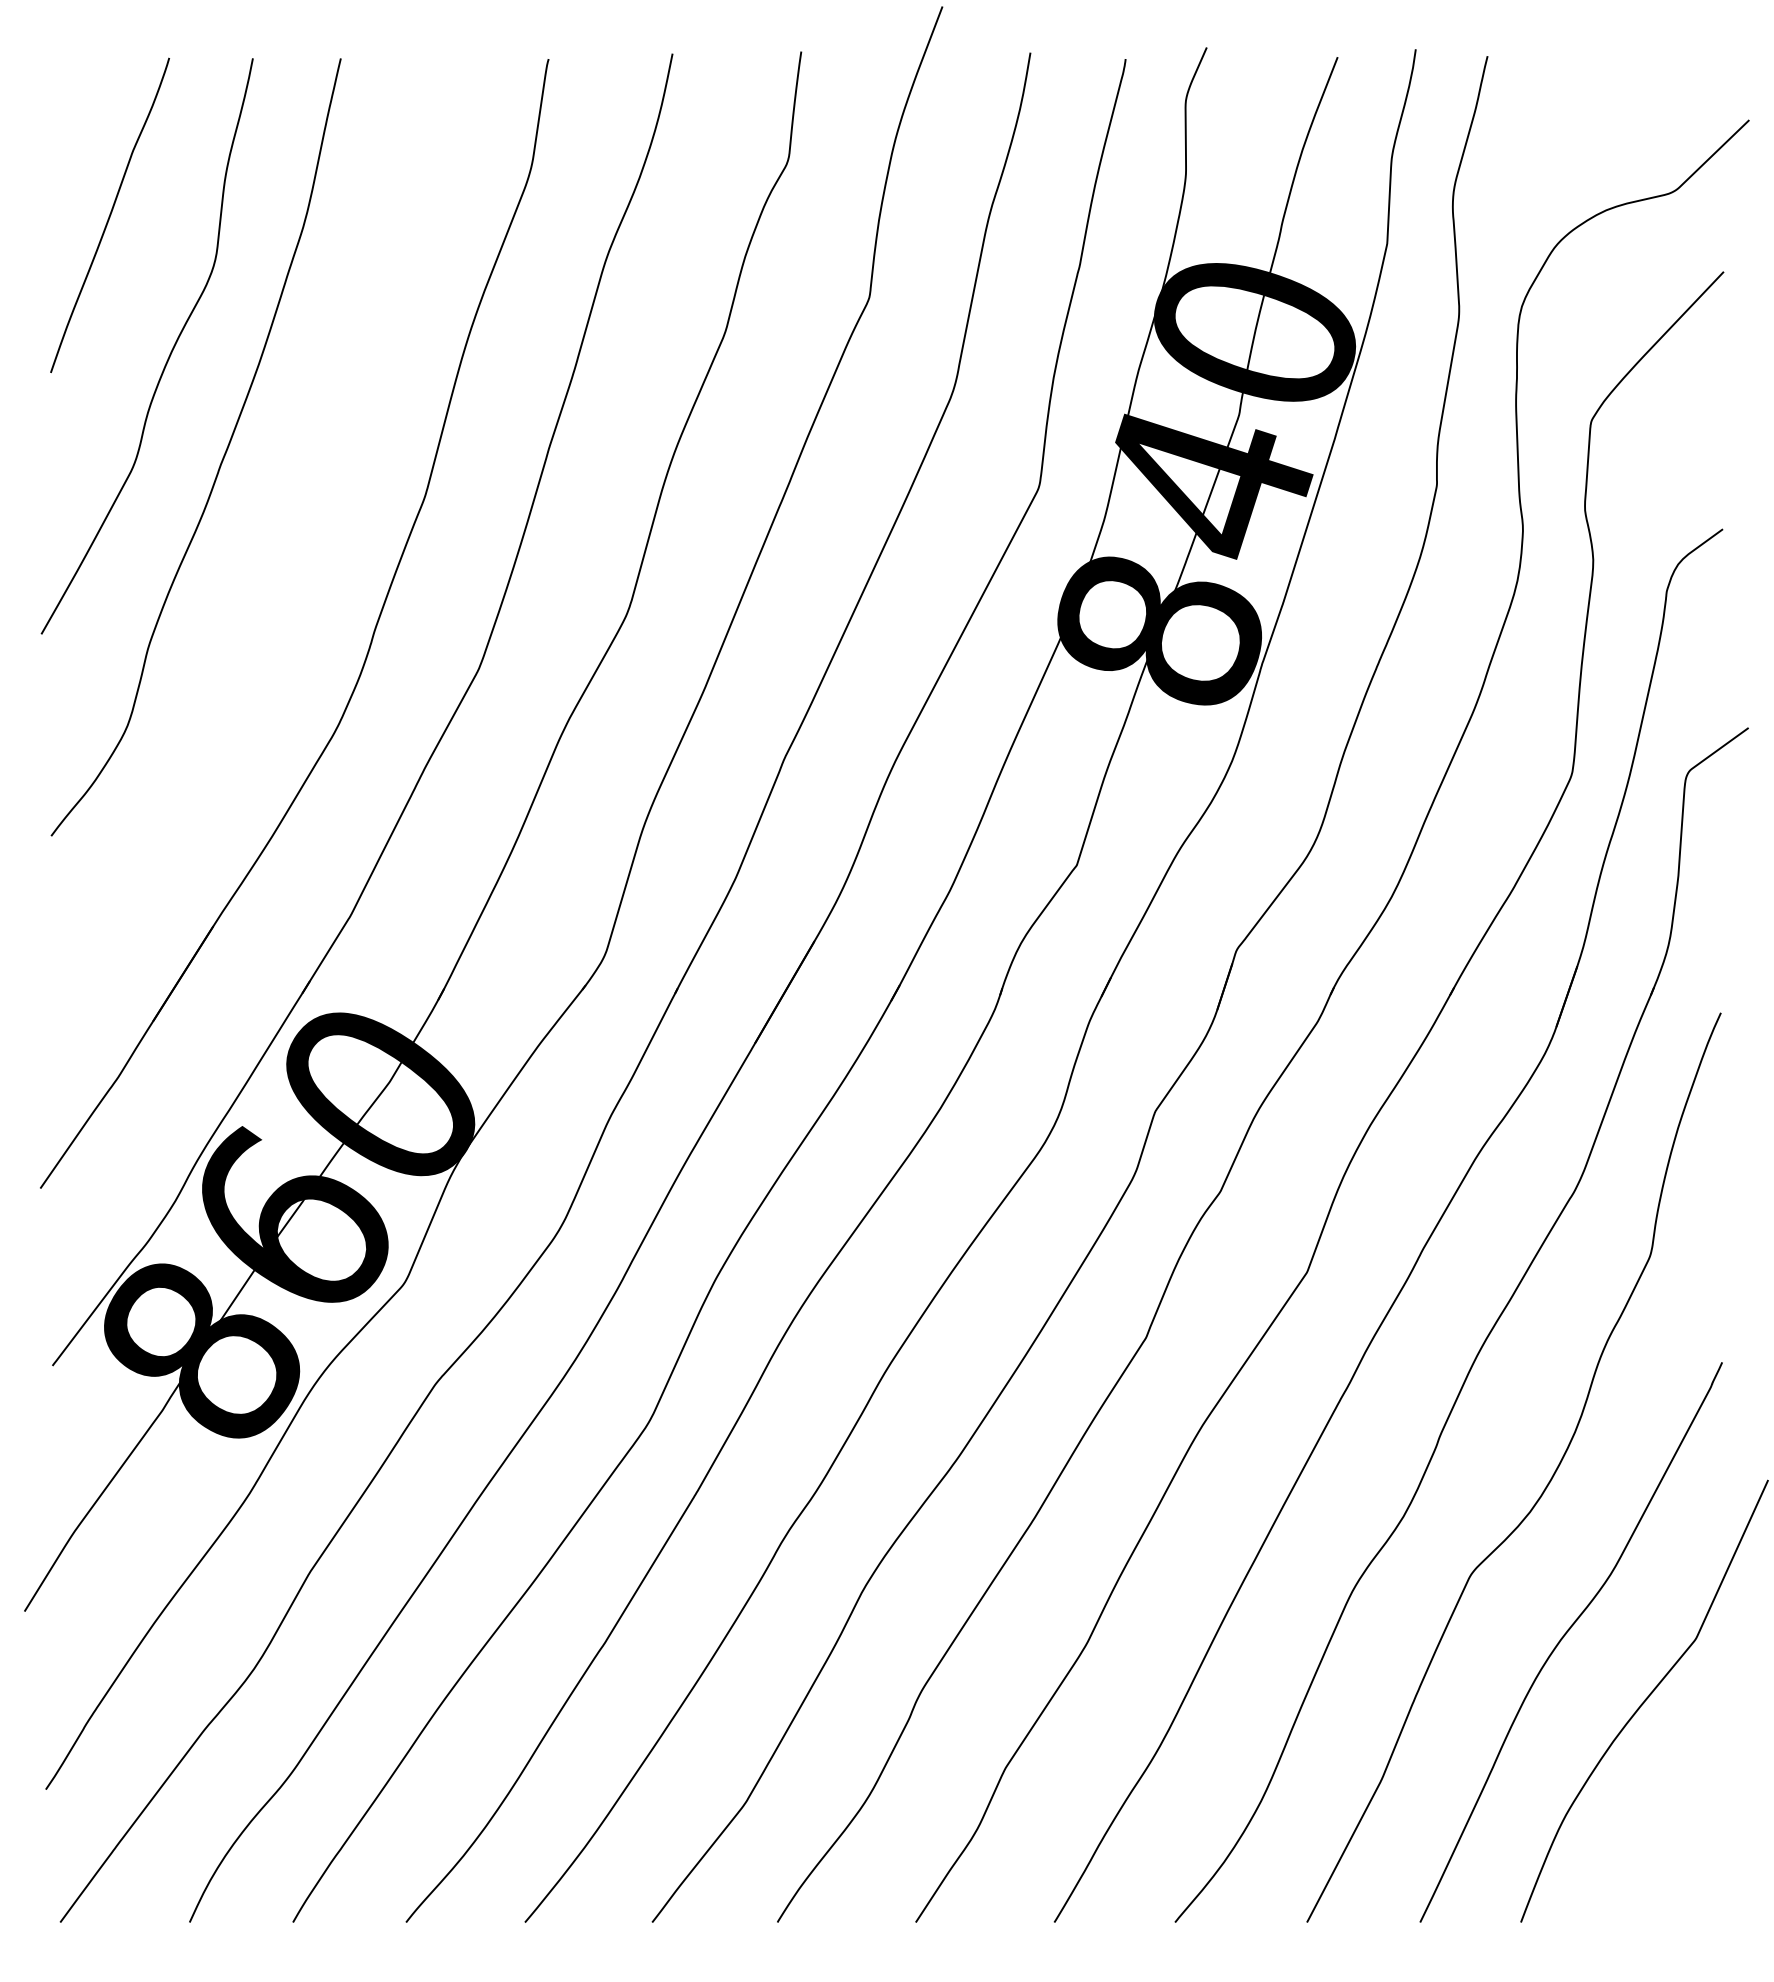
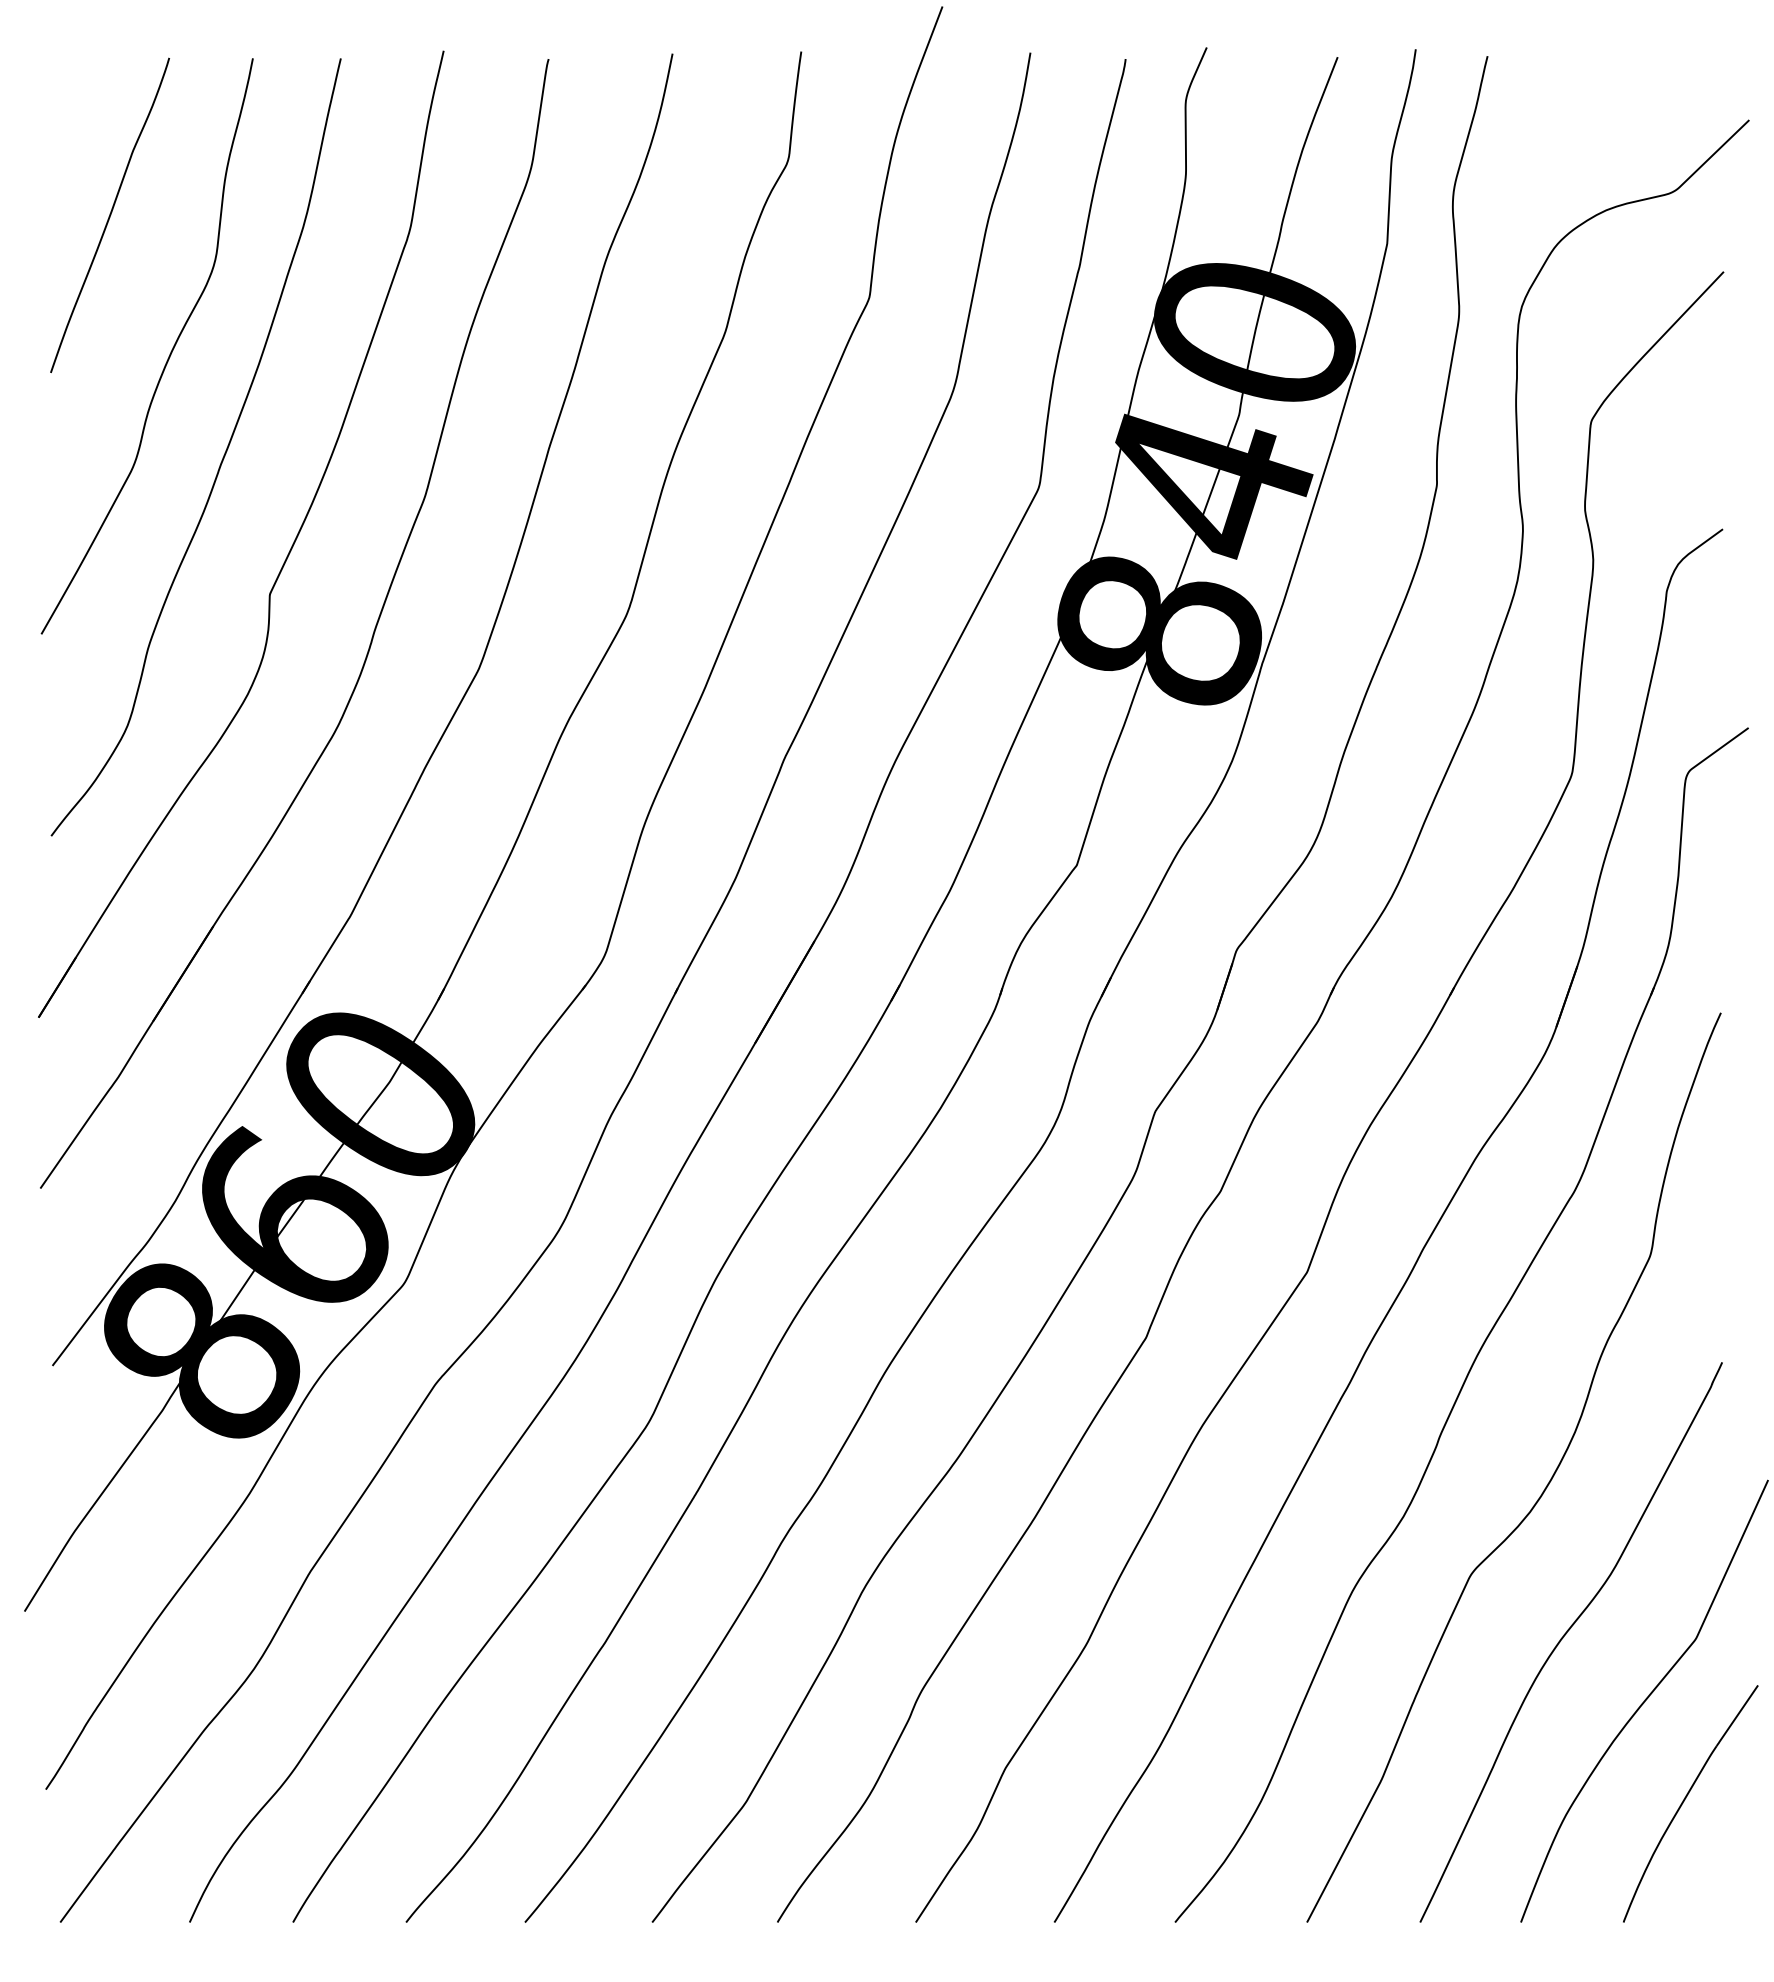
part: none -> present (286, 556)
part: none -> present (1684, 1801)
